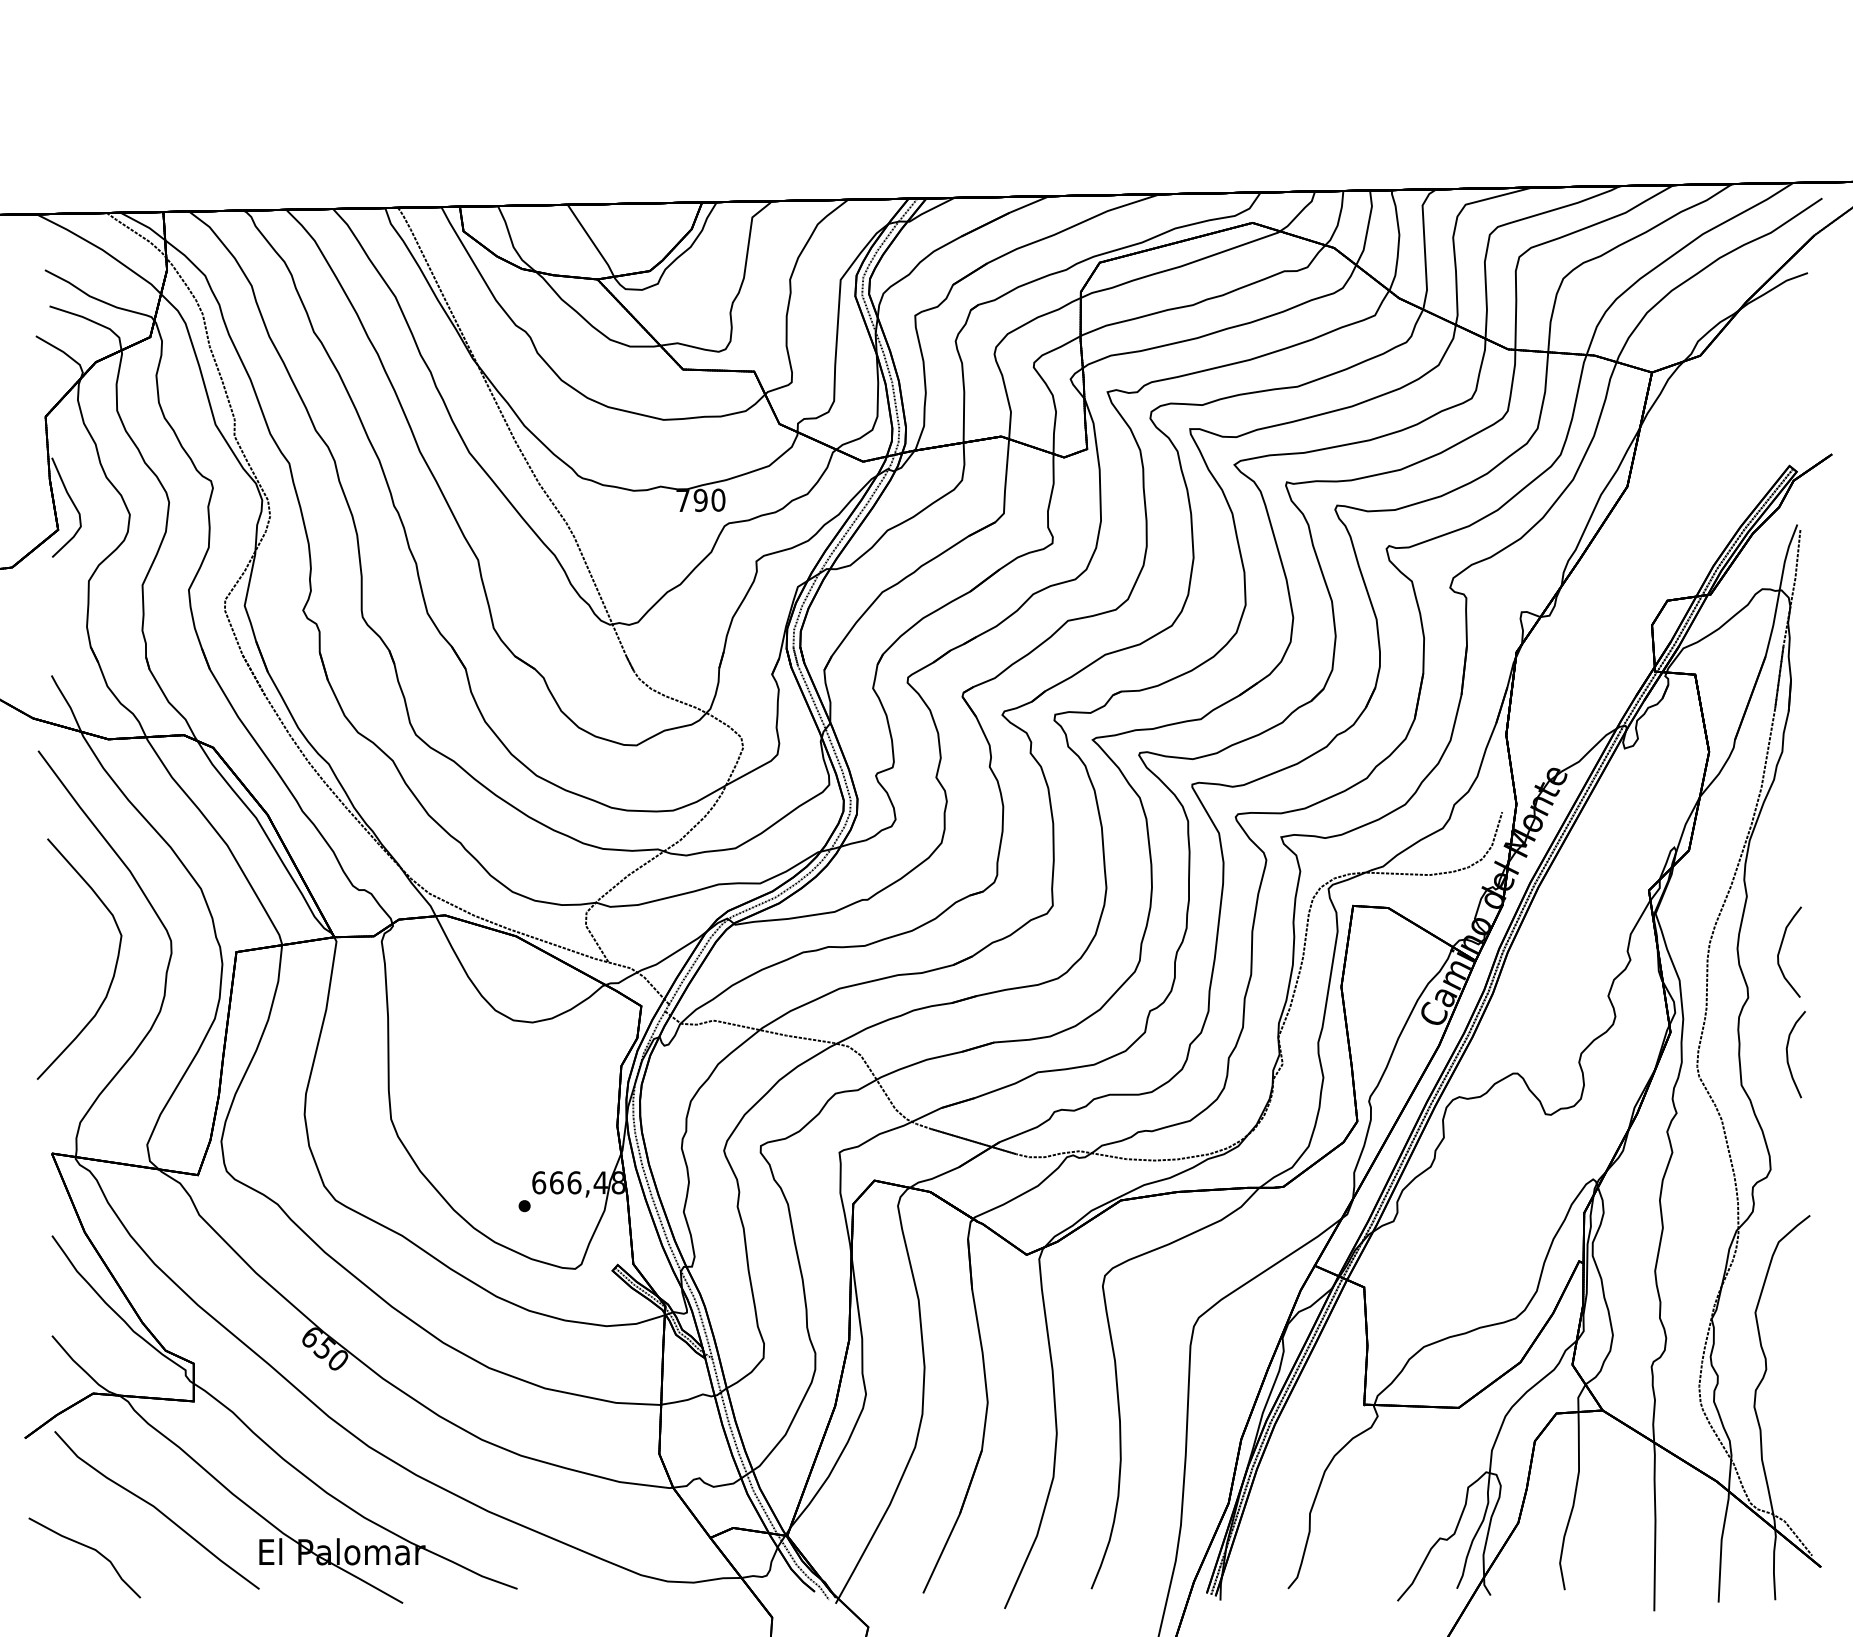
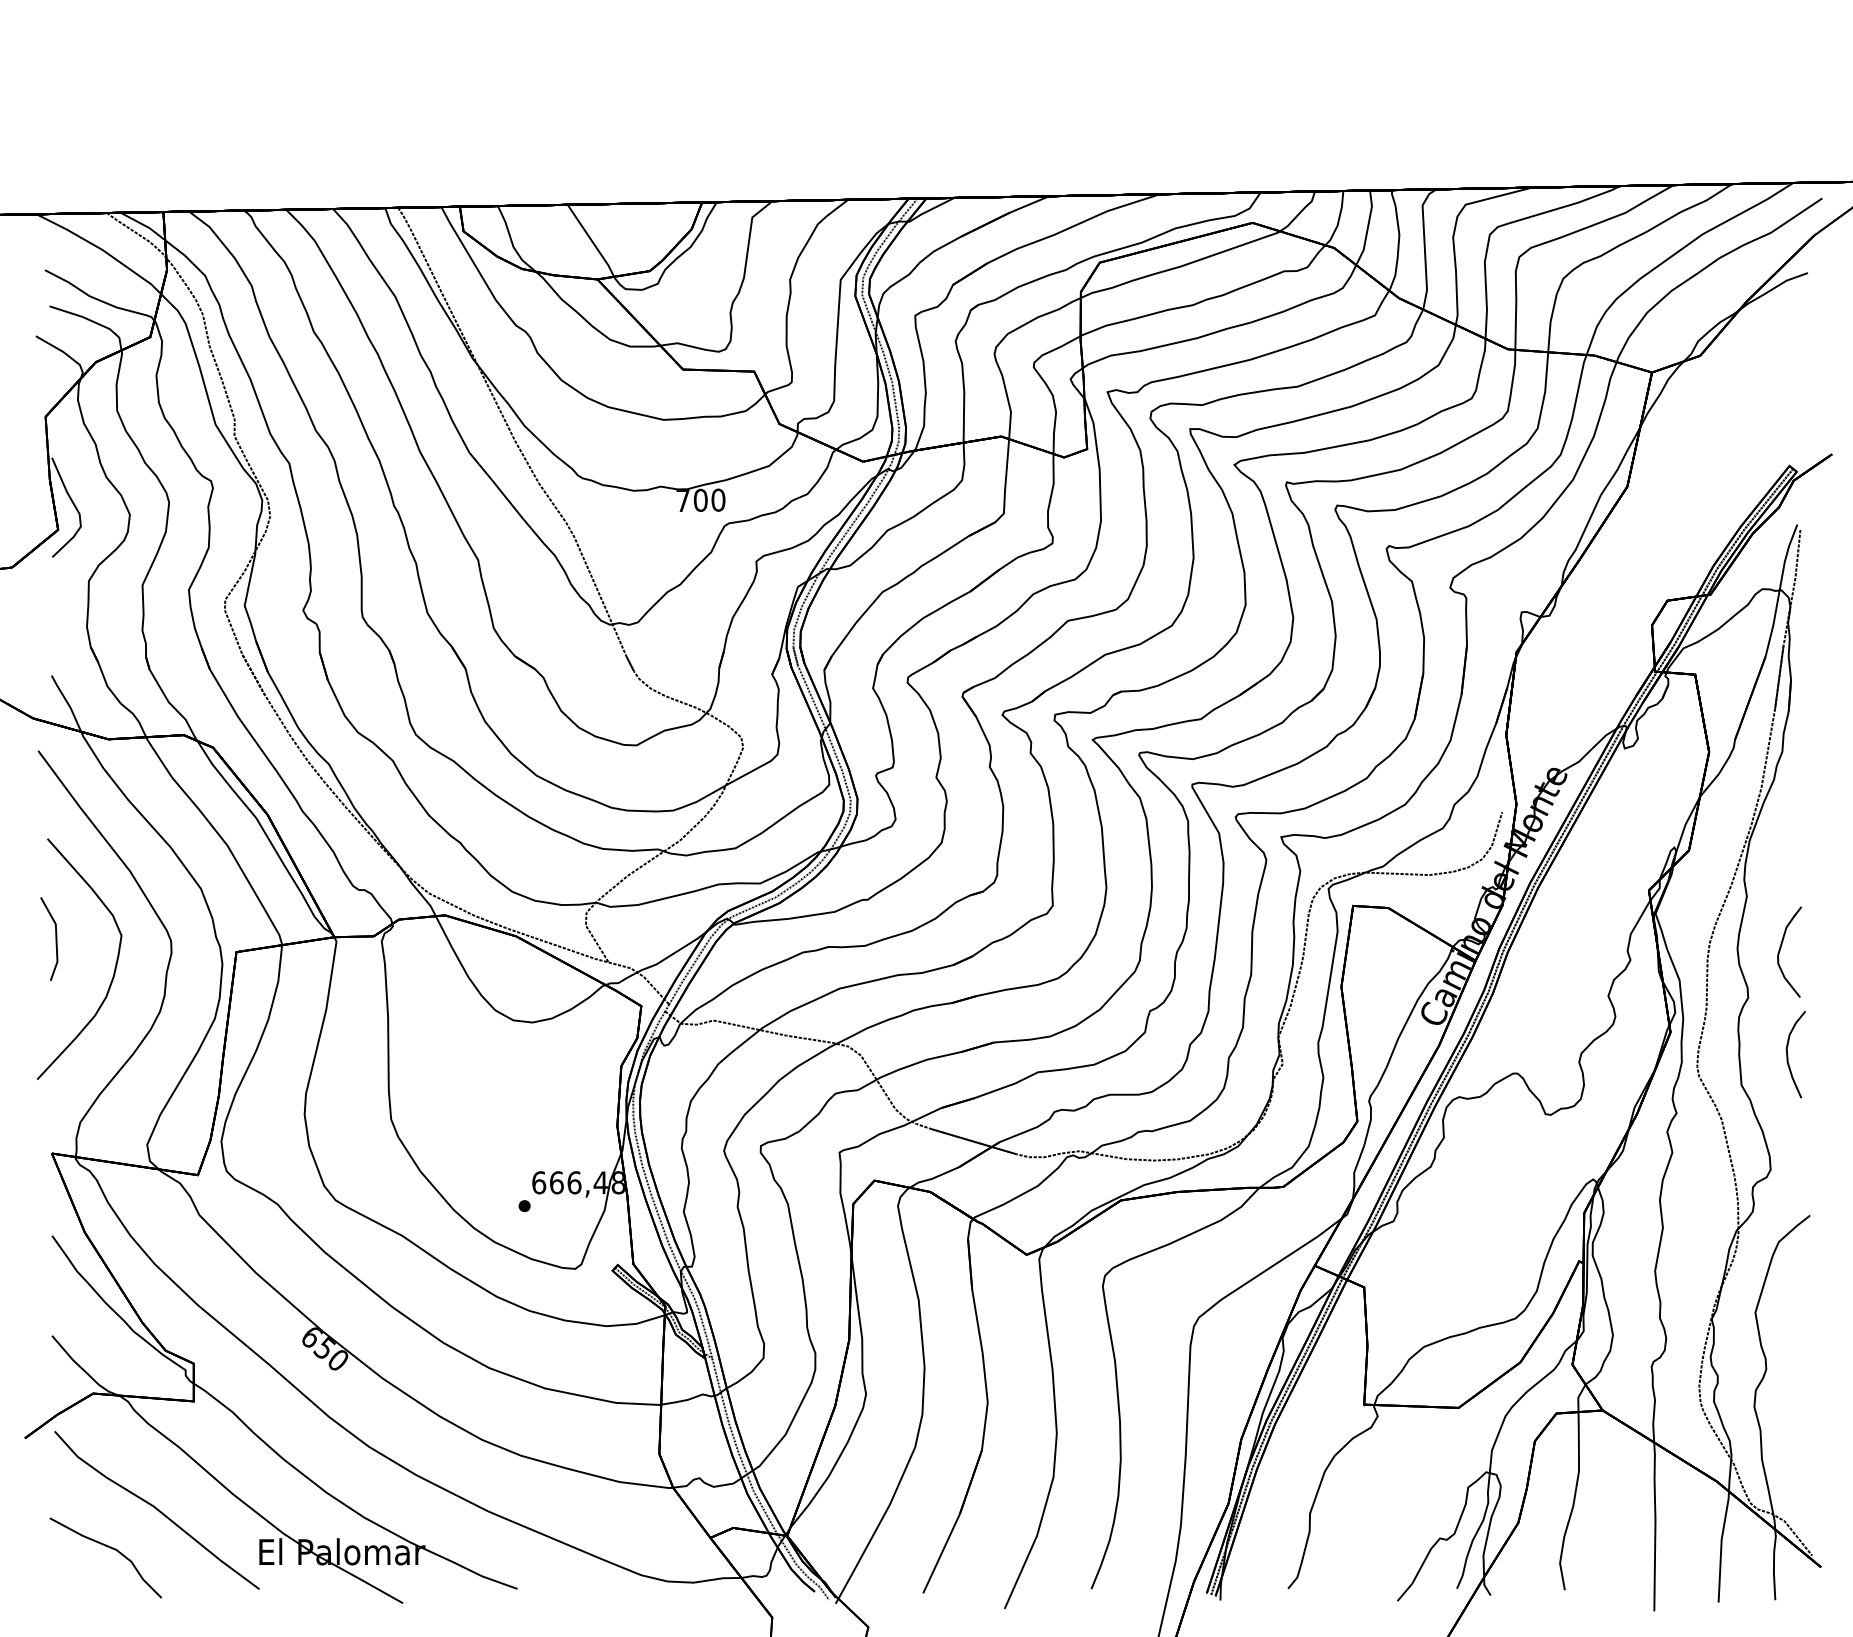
text: 790 -> 700 (700, 500)
line: none -> present (55, 938)
curve position: (86, 1547) -> (107, 1547) (107, 1547)
